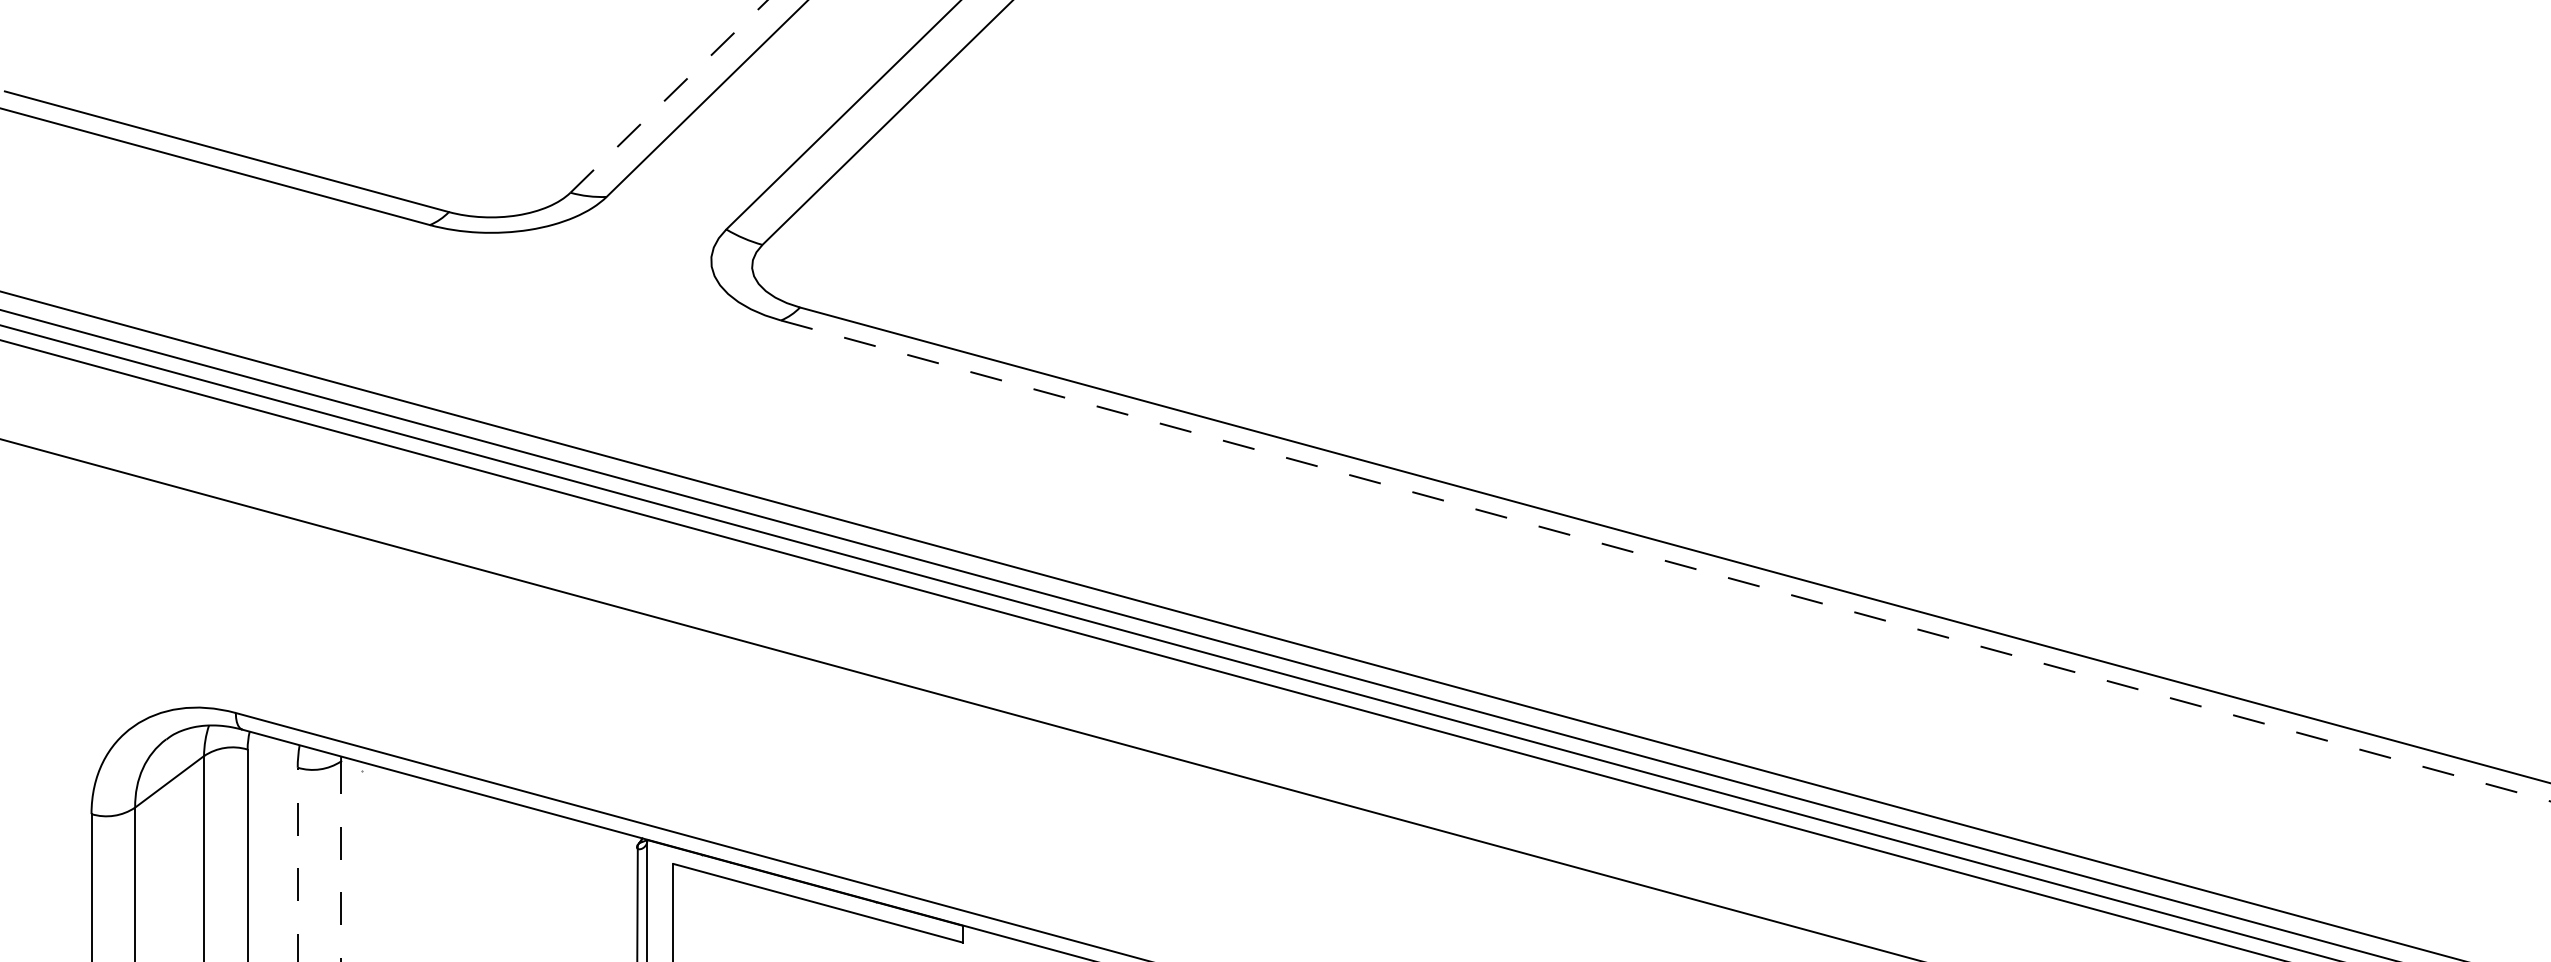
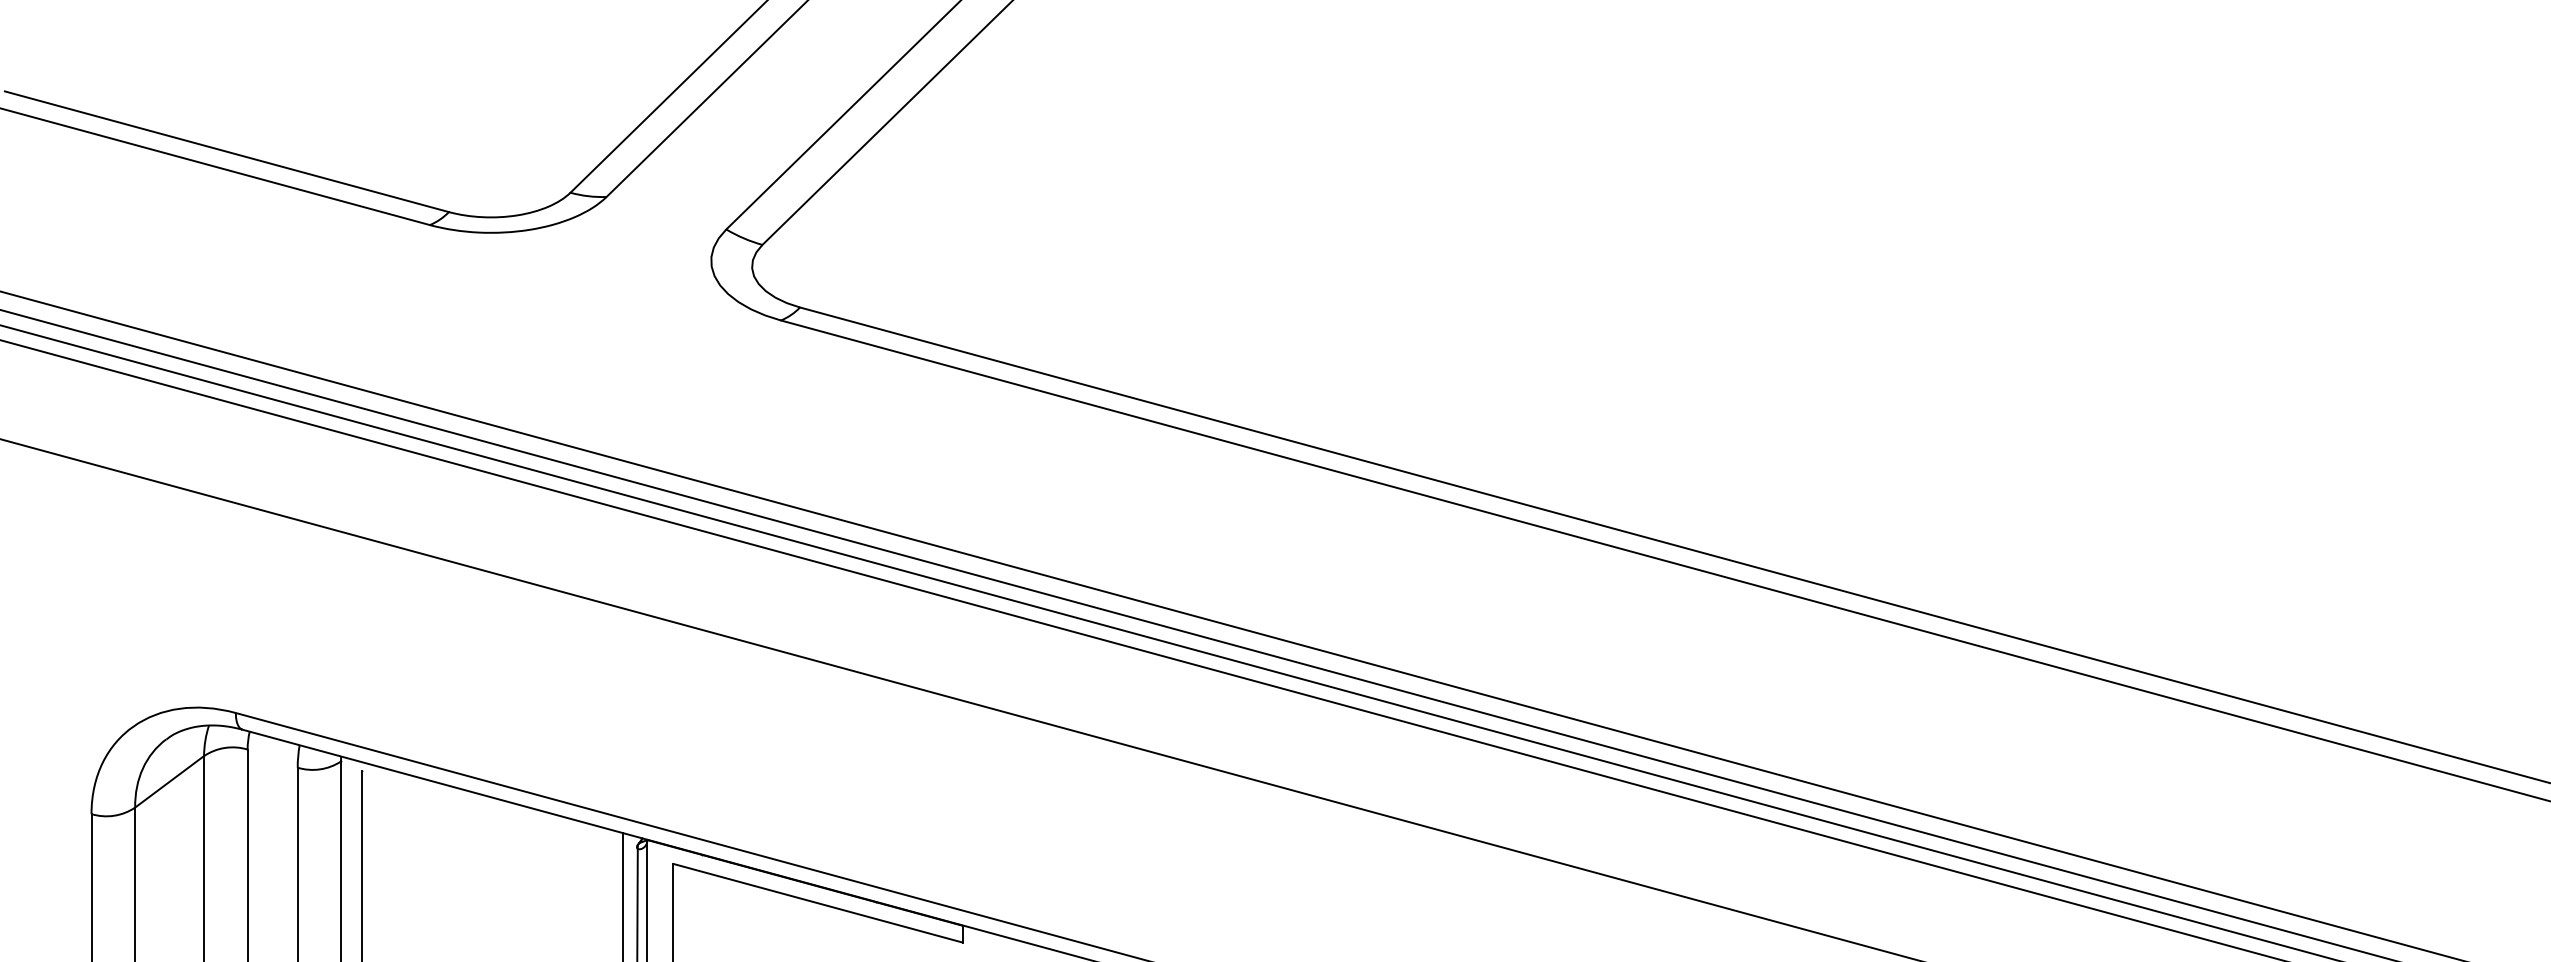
line: dashed -> solid (669, 96)
line: dashed -> solid (1665, 560)
line: dashed -> solid (341, 861)
line: dashed -> solid (297, 864)
line: none -> present (361, 864)
line: none -> present (622, 895)
